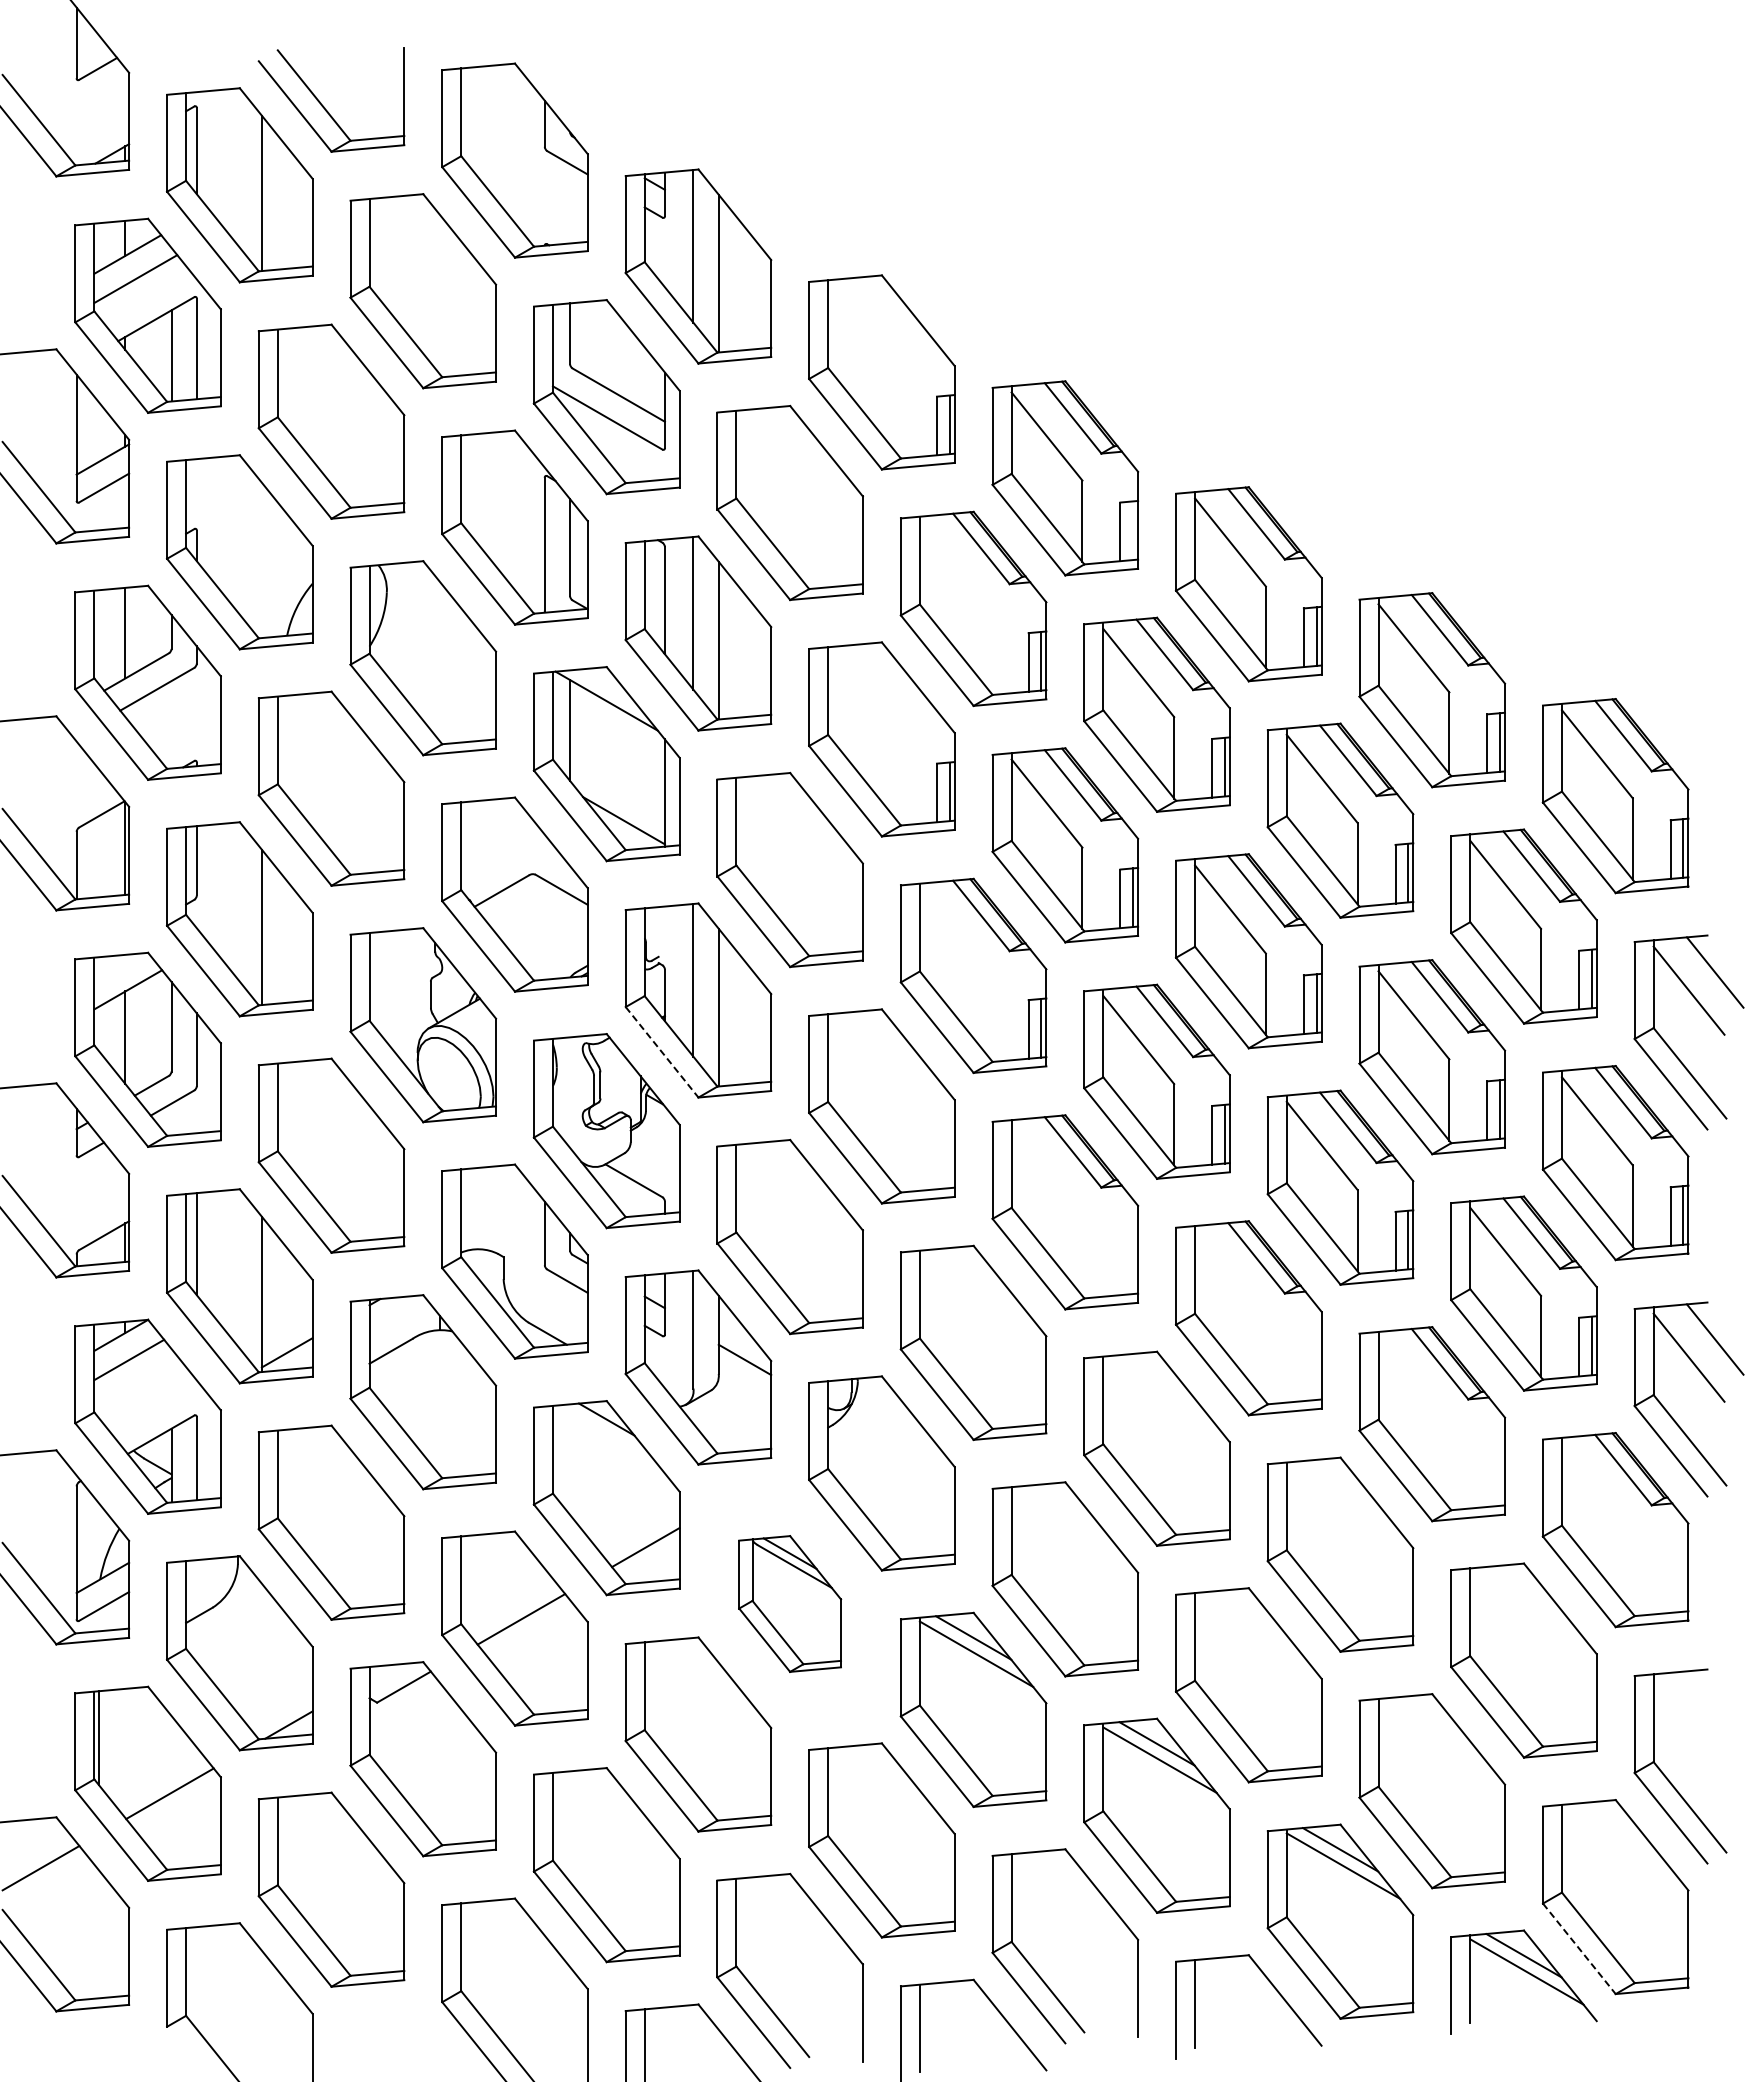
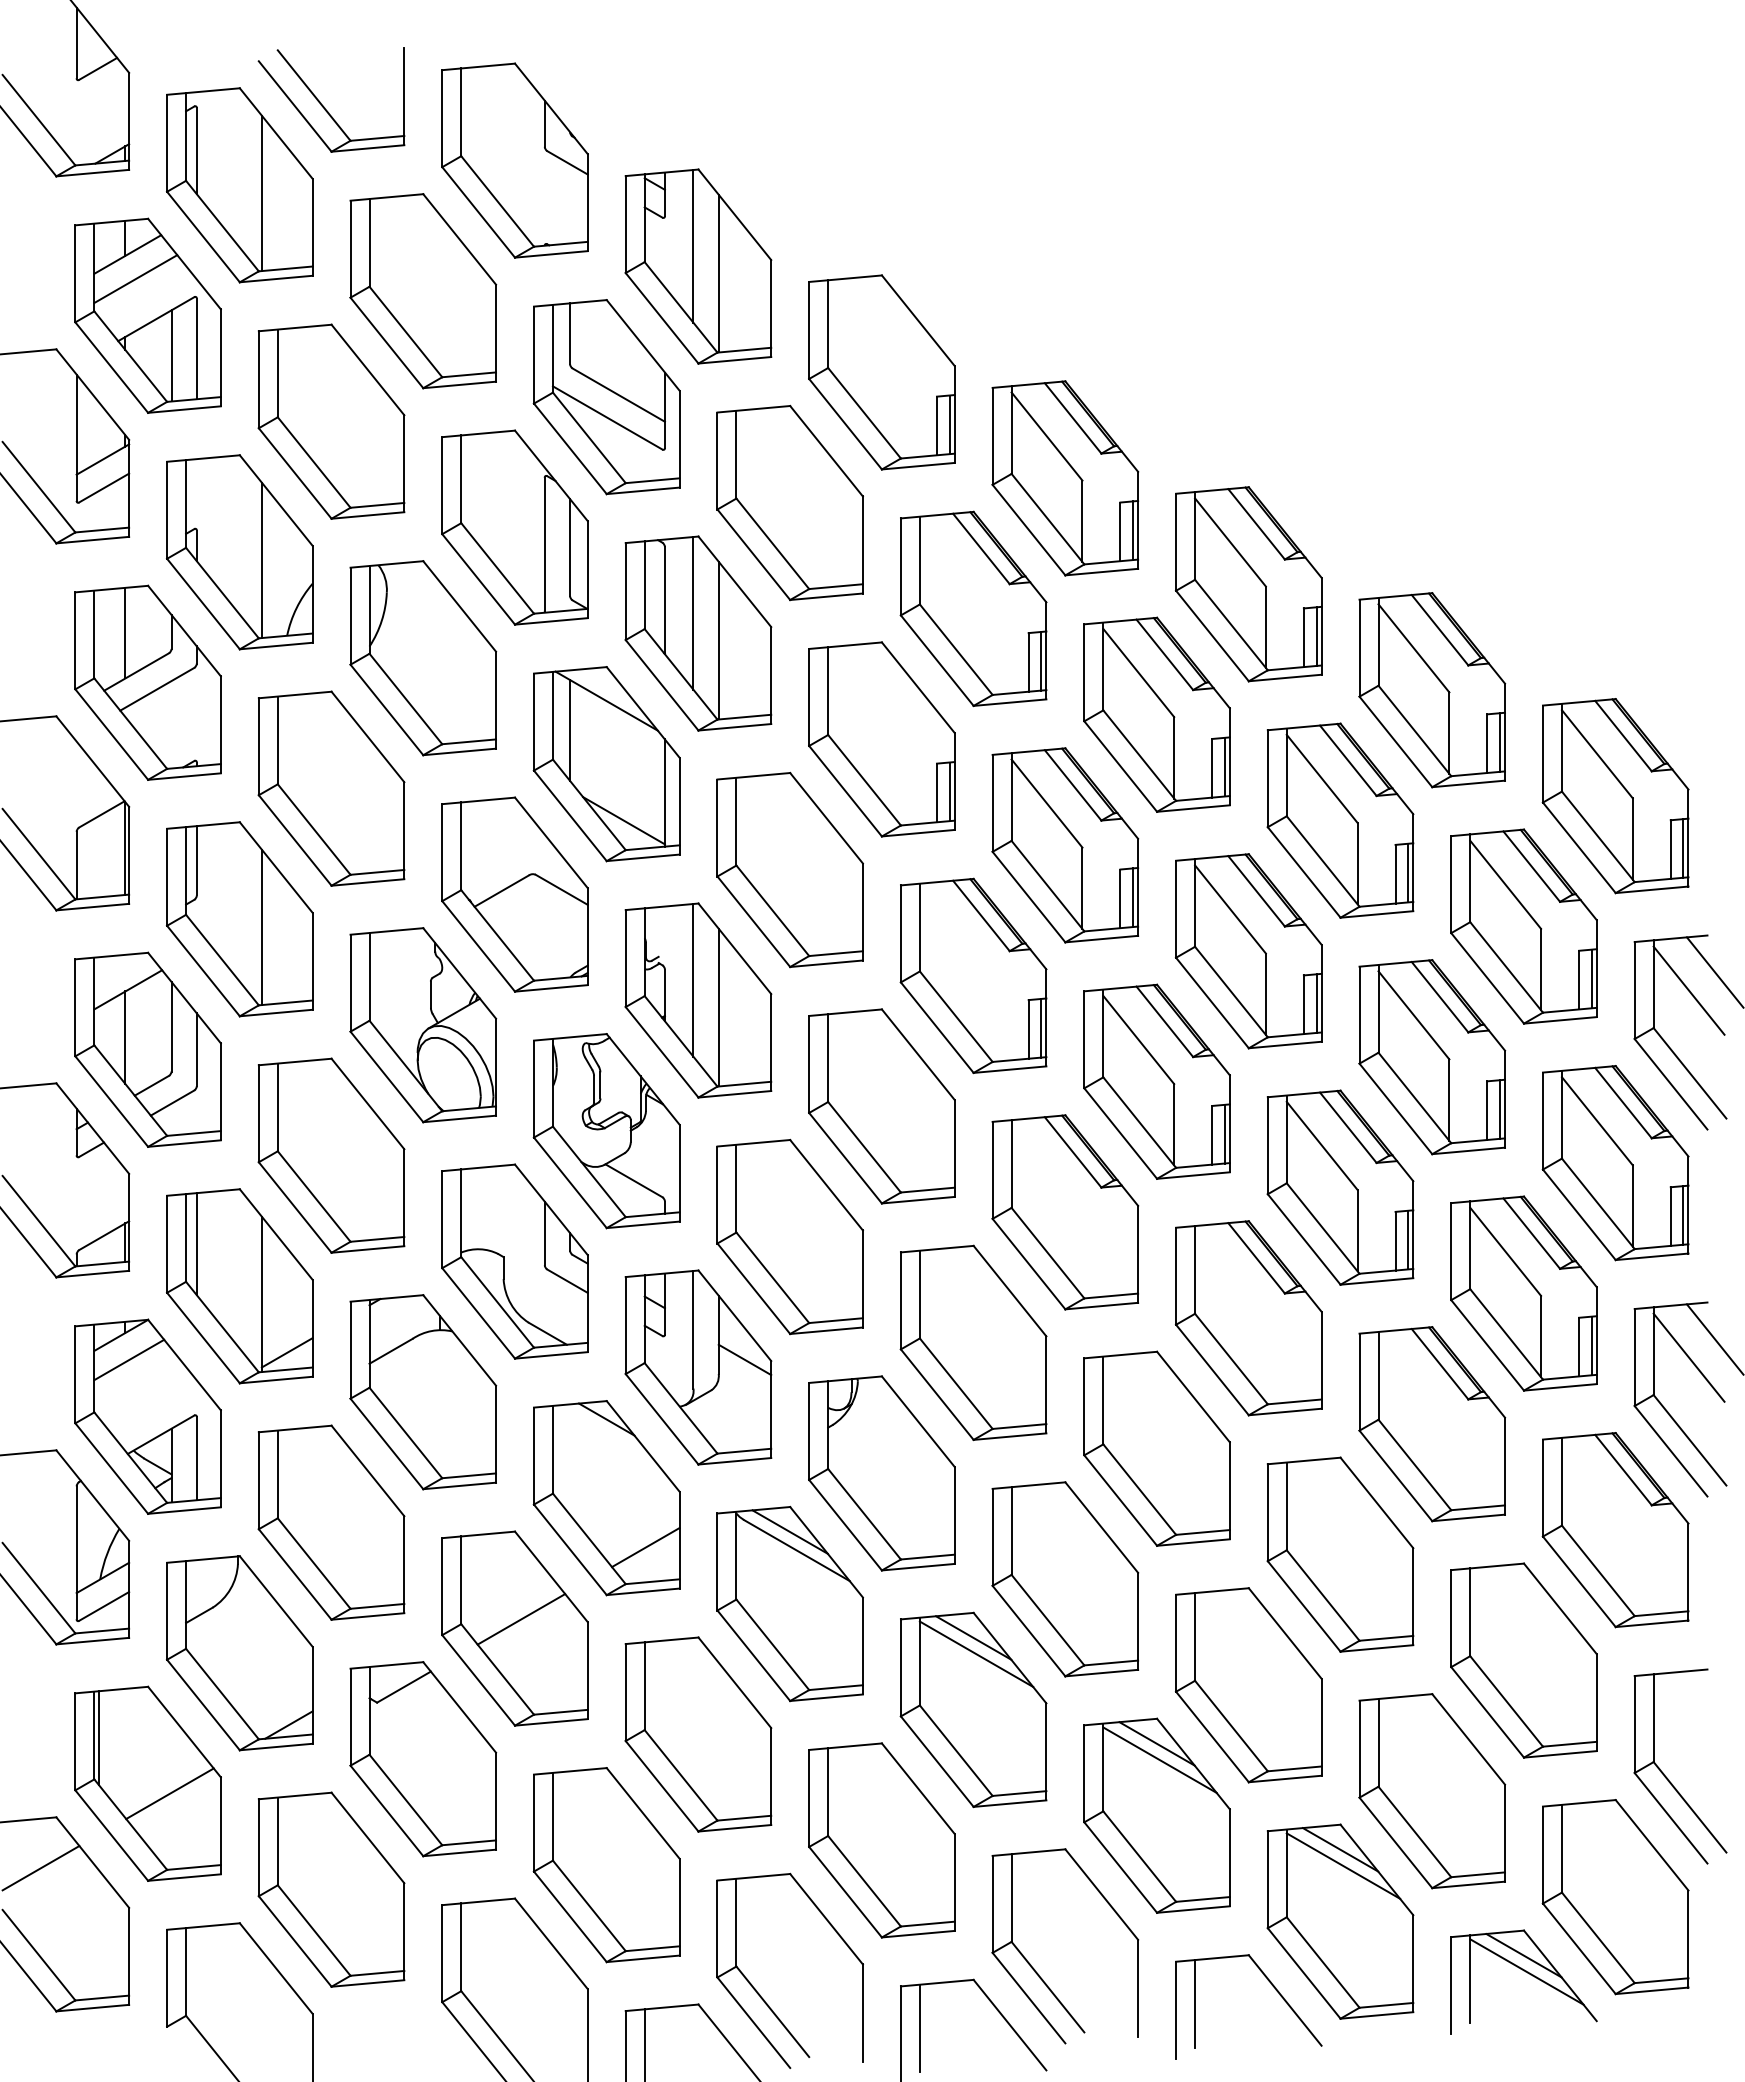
line: none -> present (1133, 530)
line: none -> present (261, 560)
line: dashed -> solid (662, 1052)
part size: 105x138 px -> 148x198 px (789, 1603)
line: dashed -> solid (1579, 1949)
